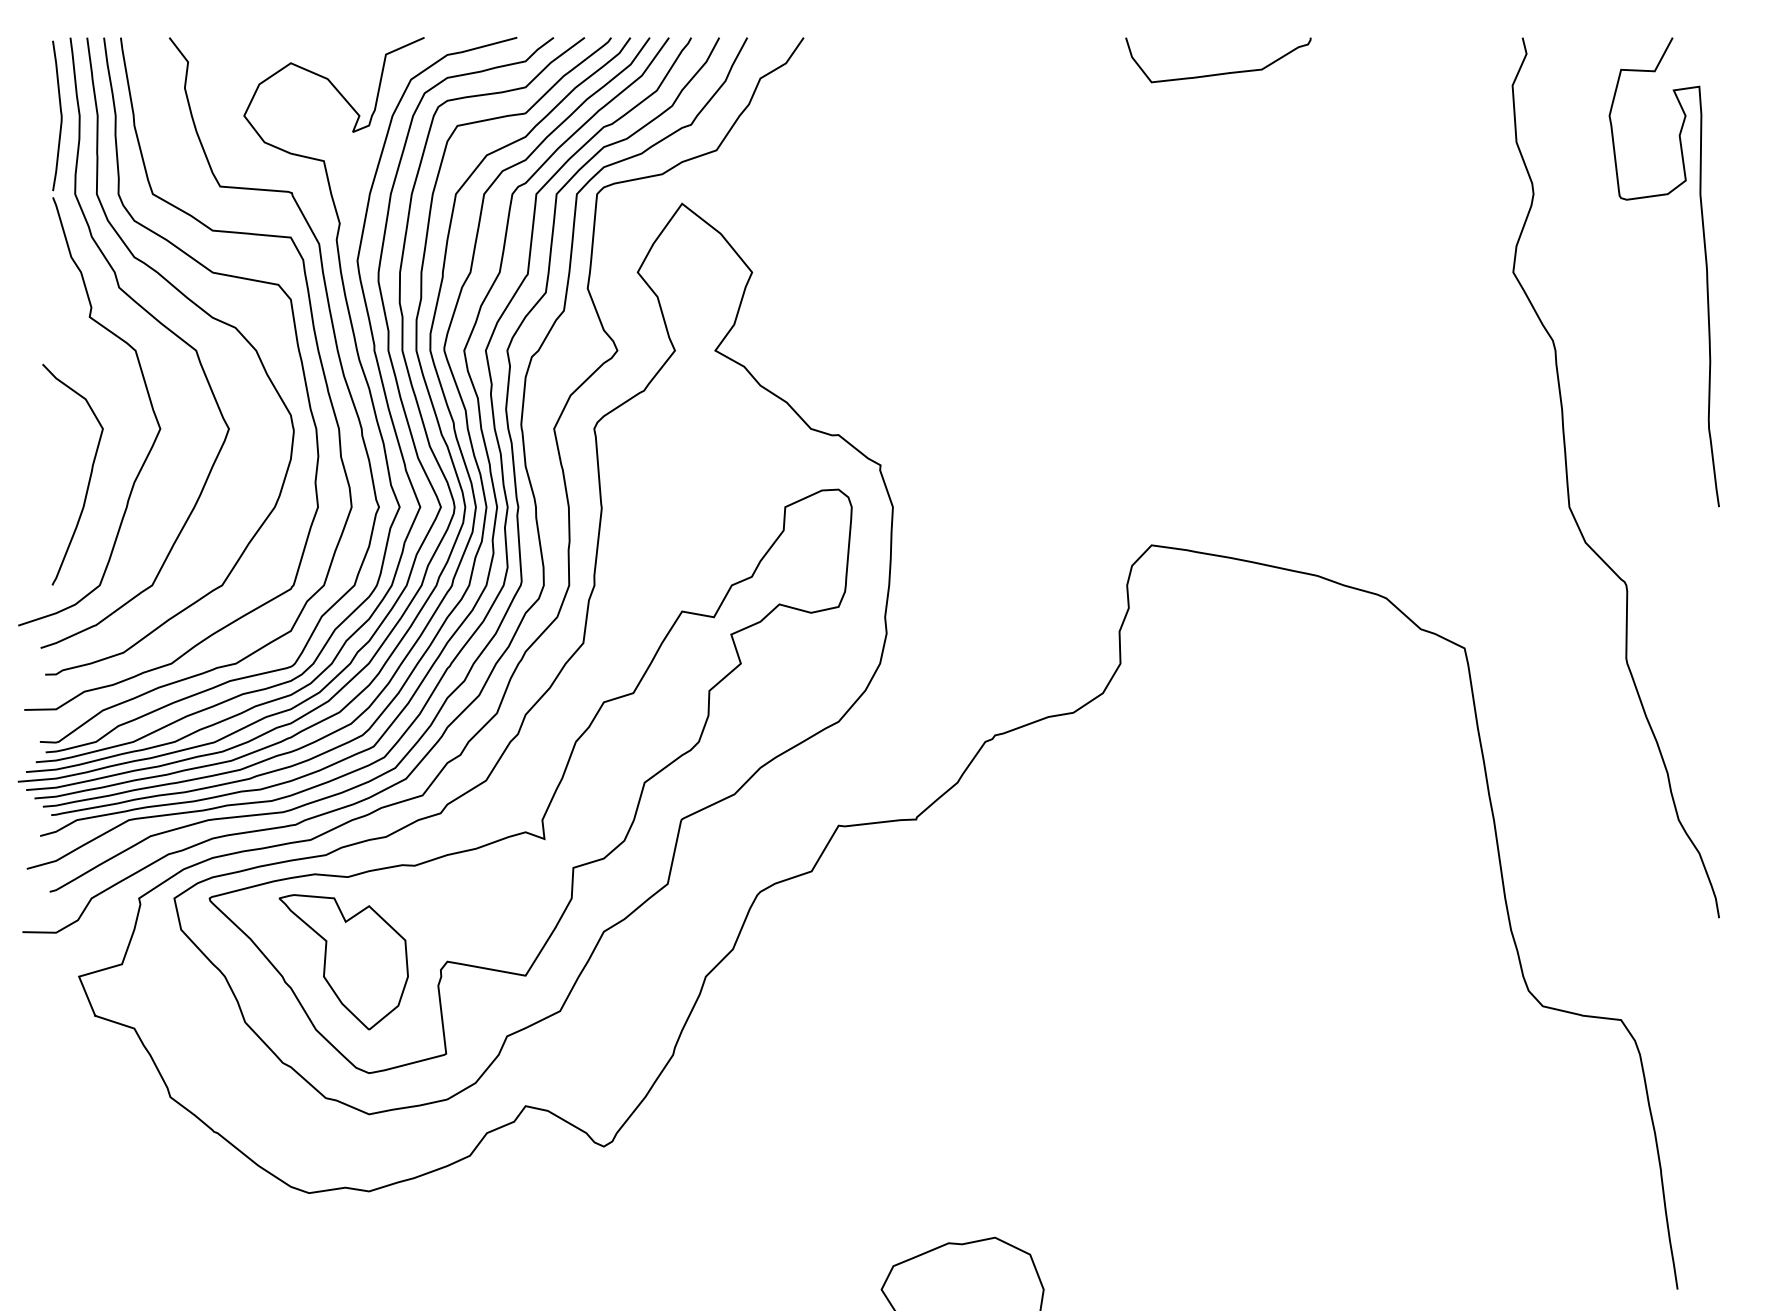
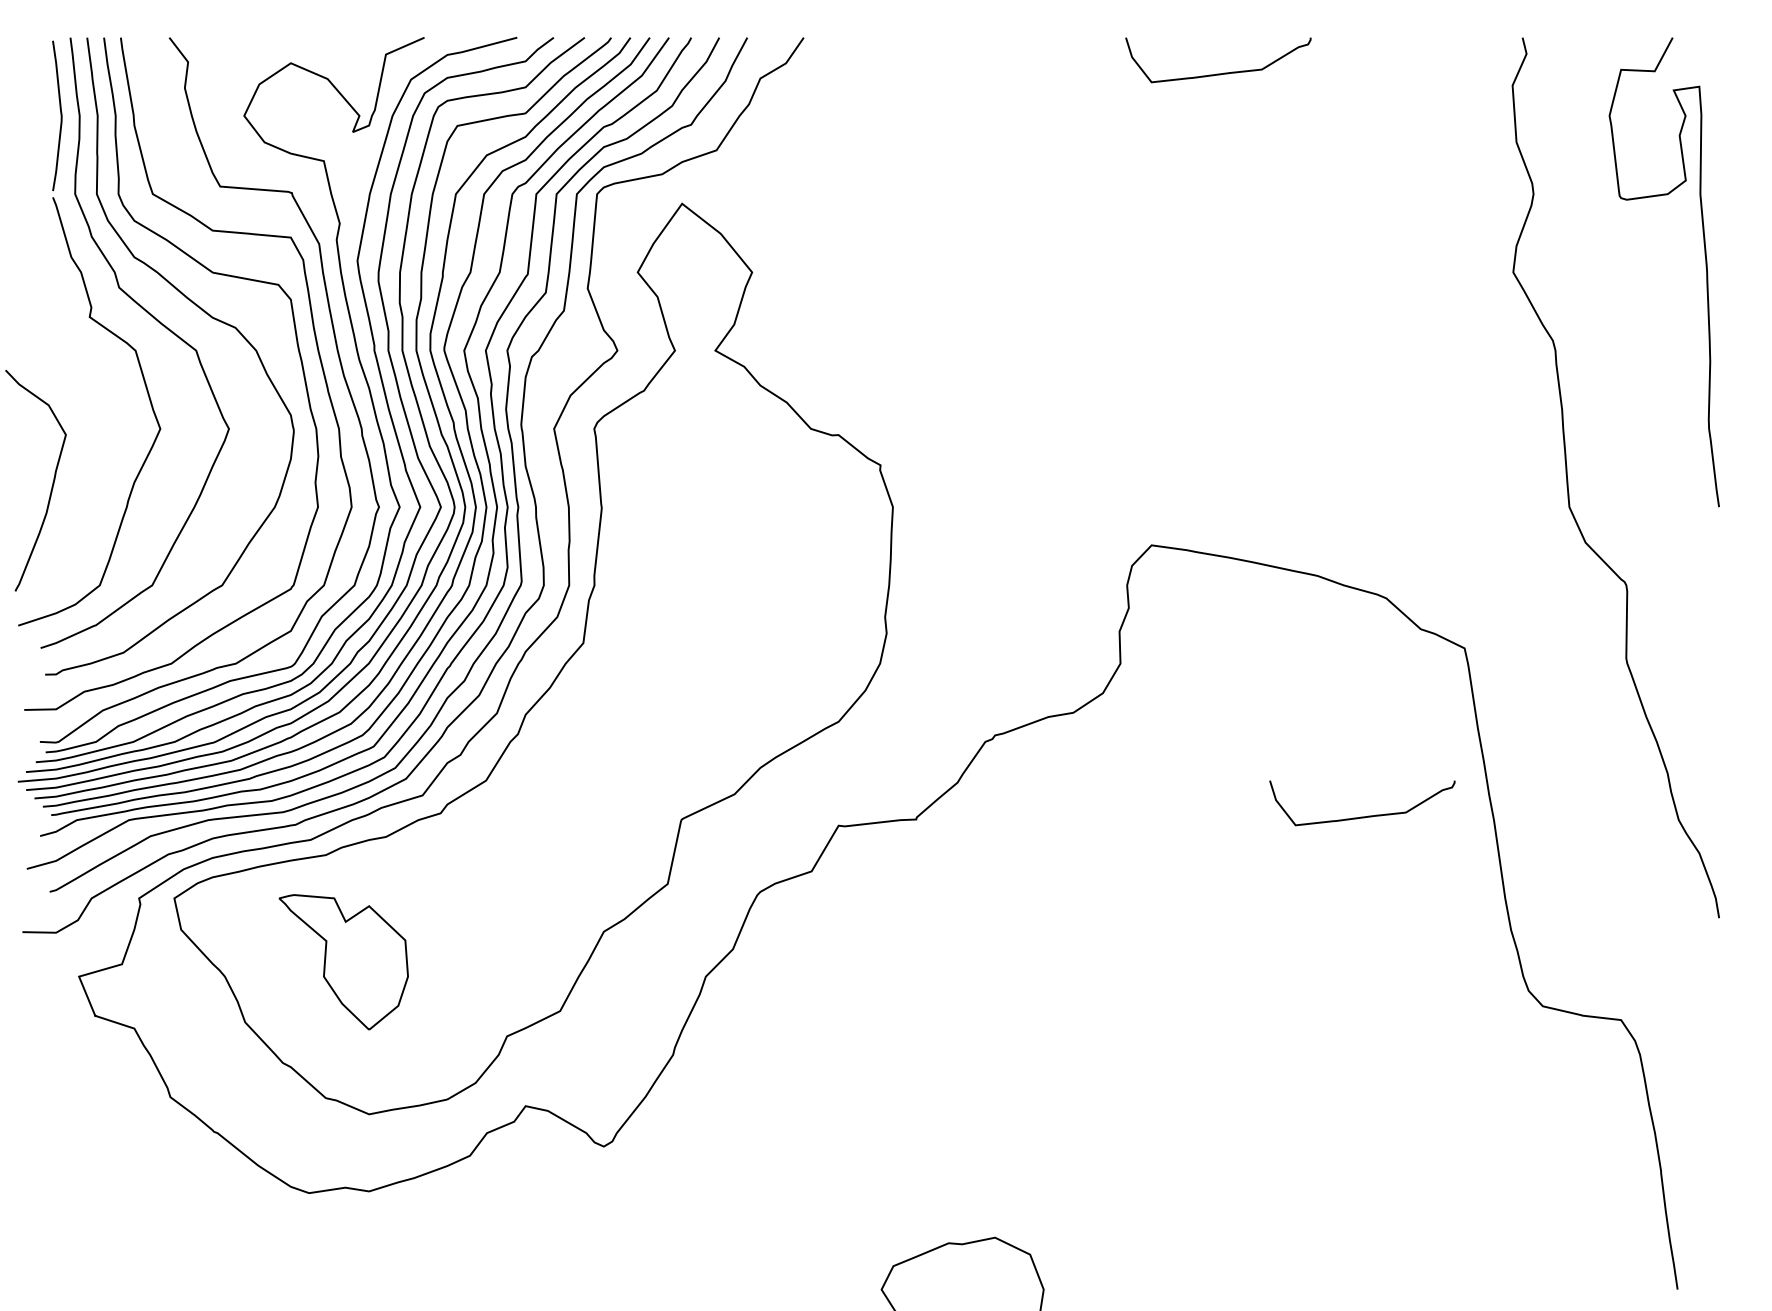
curve position: (88, 480) -> (51, 486) (51, 486)
part: present -> none (554, 791)
curve: none -> present (1362, 816)
